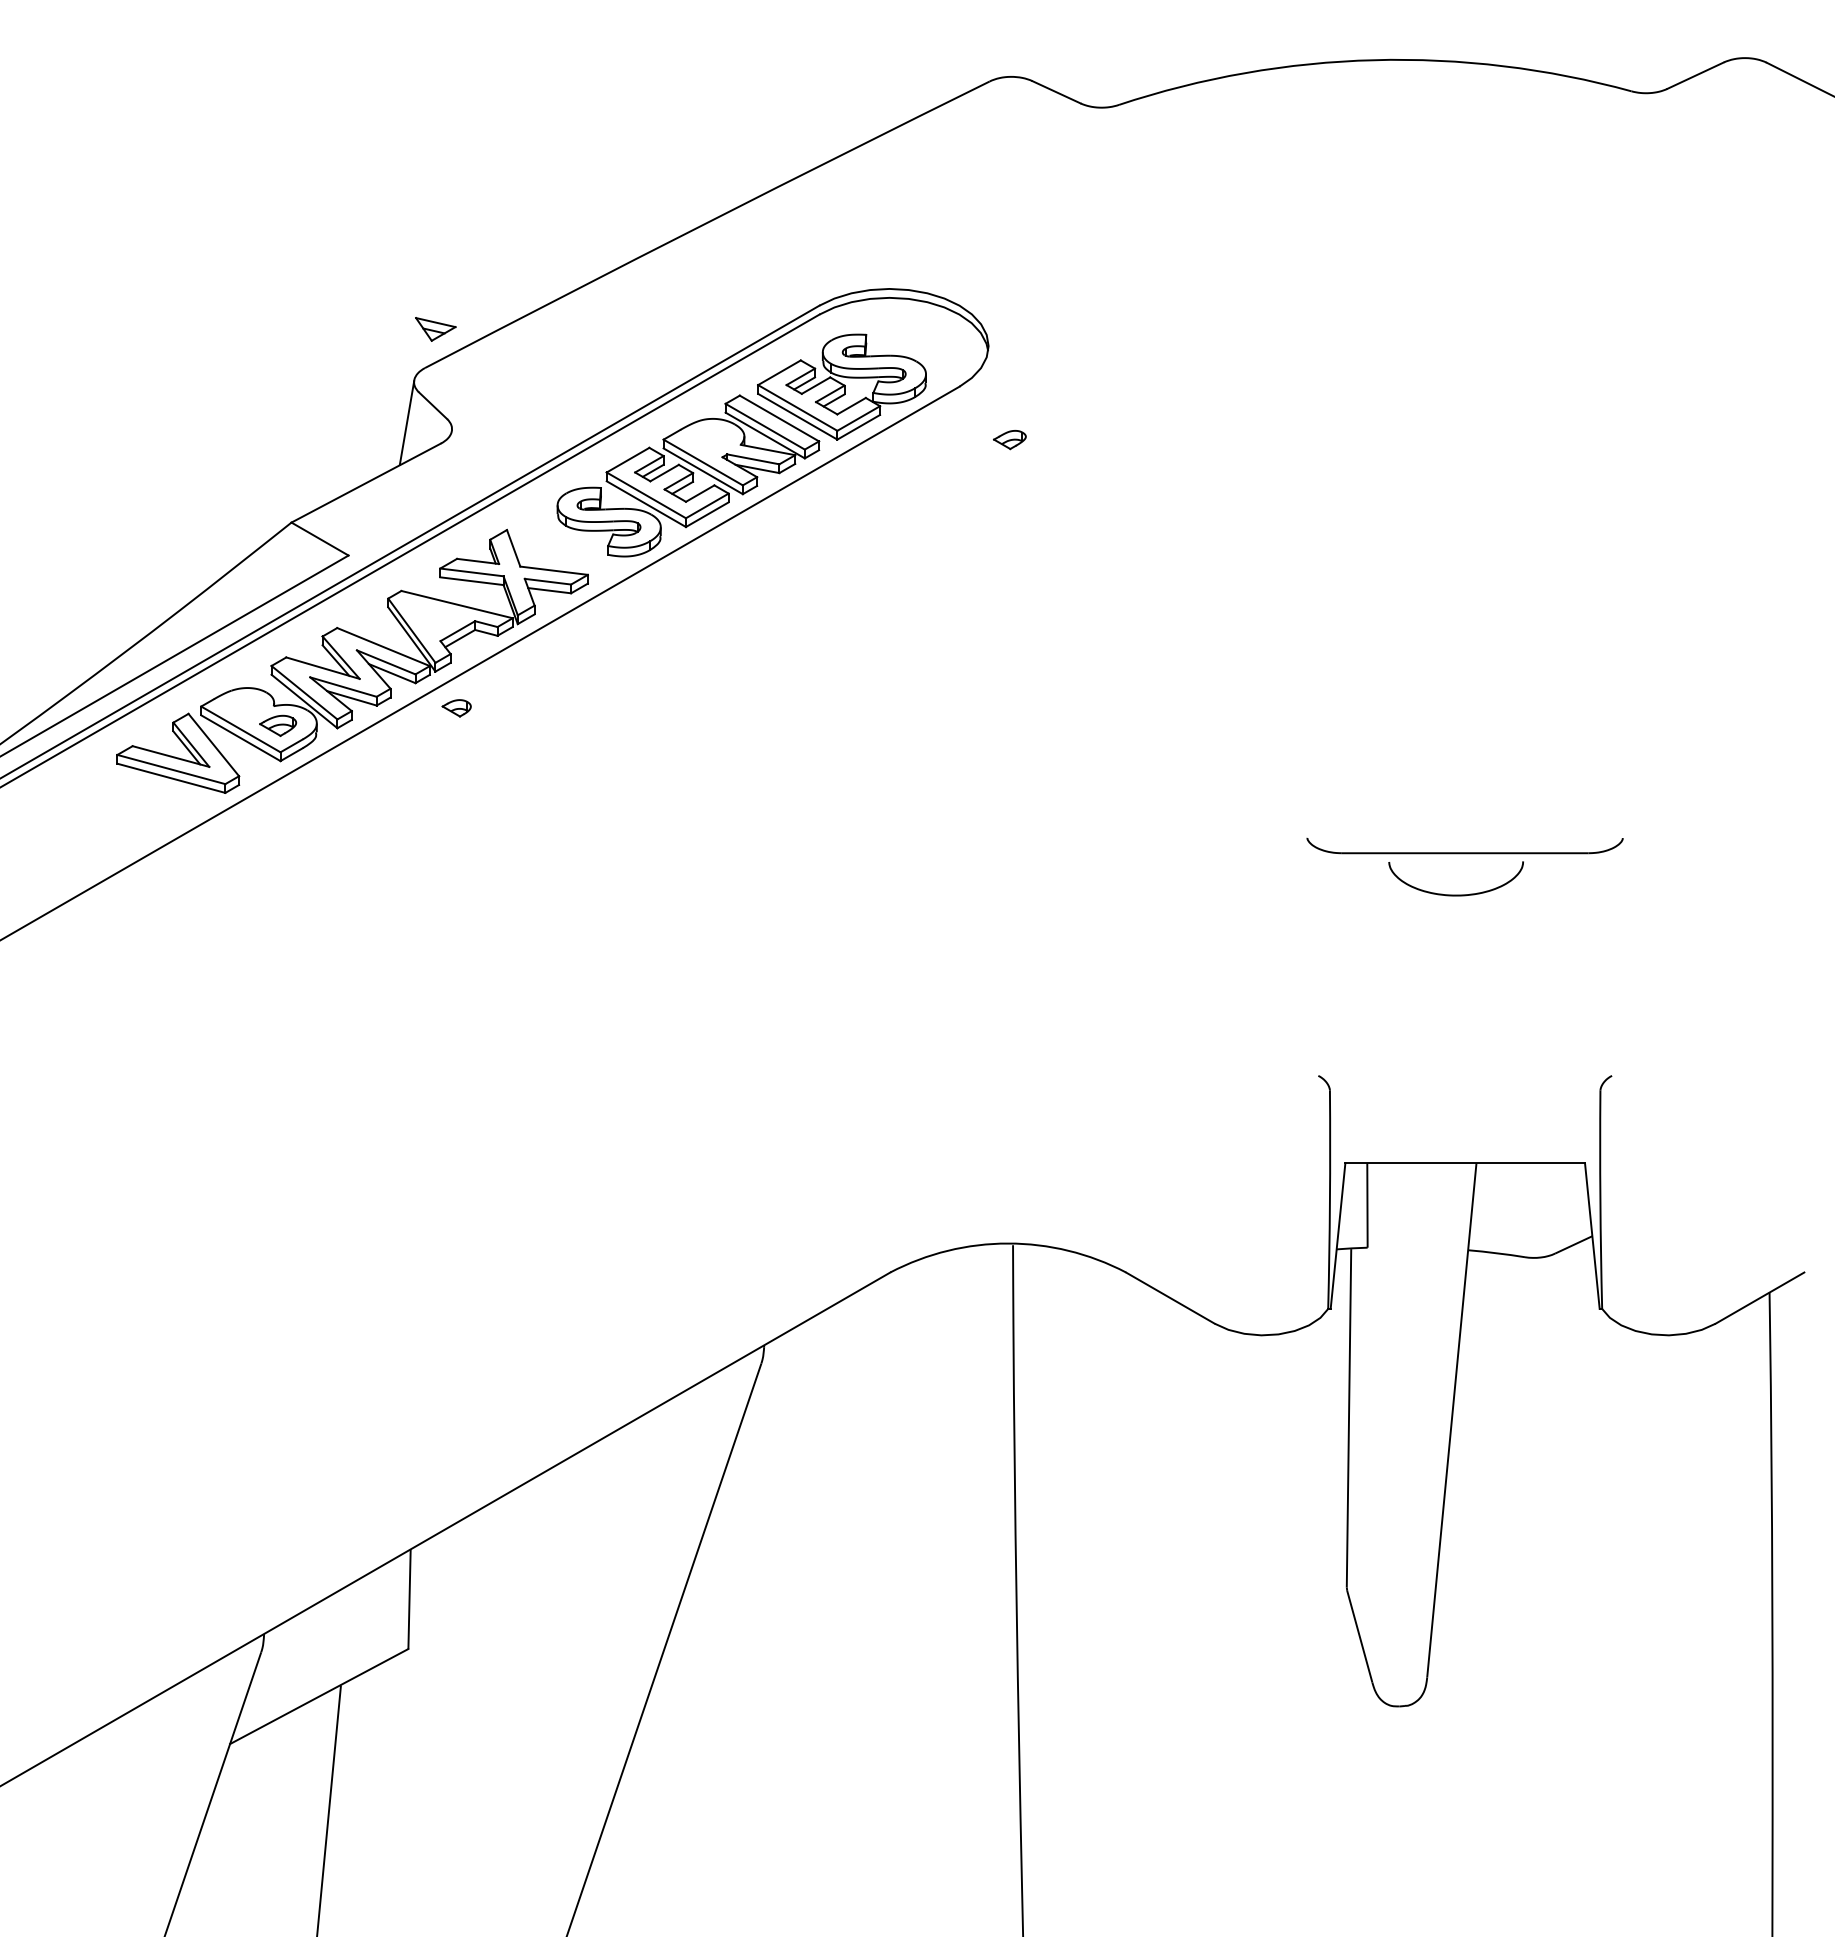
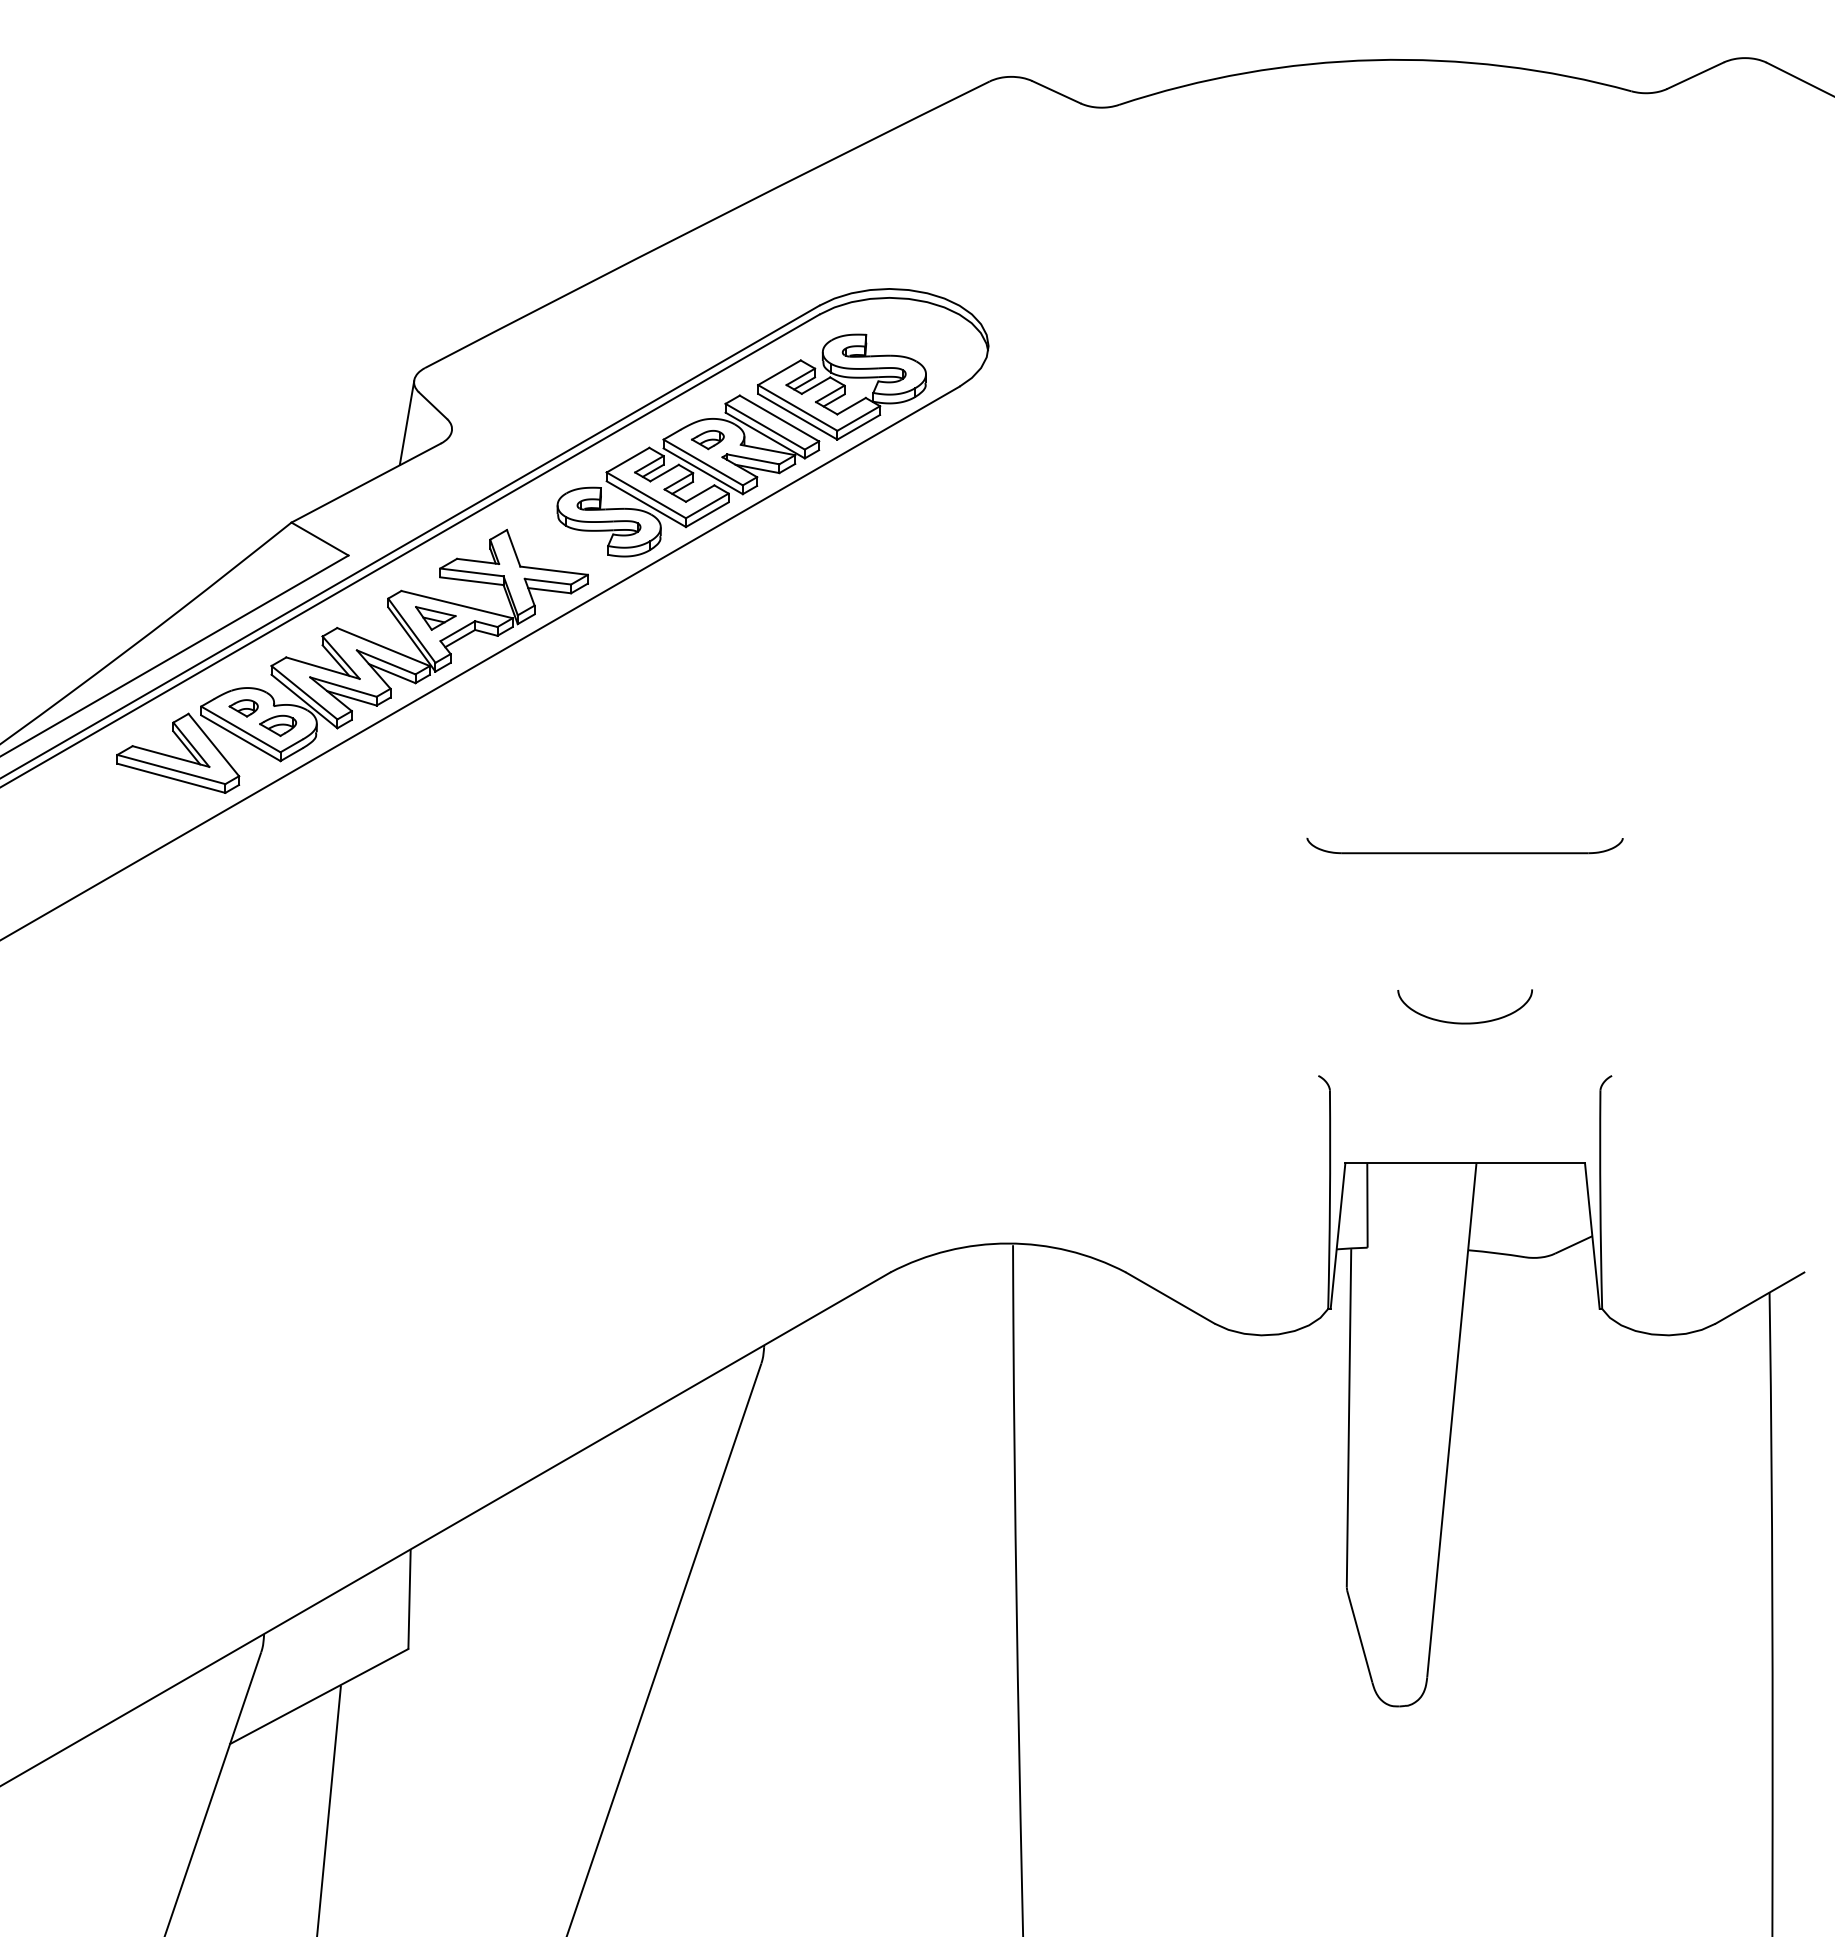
part position: (435, 329) -> (435, 618) (435, 618)
part position: (1009, 440) -> (707, 440) (707, 440)
part position: (456, 708) -> (243, 708) (243, 708)
curve position: (1455, 894) -> (1464, 1022) (1464, 1022)
